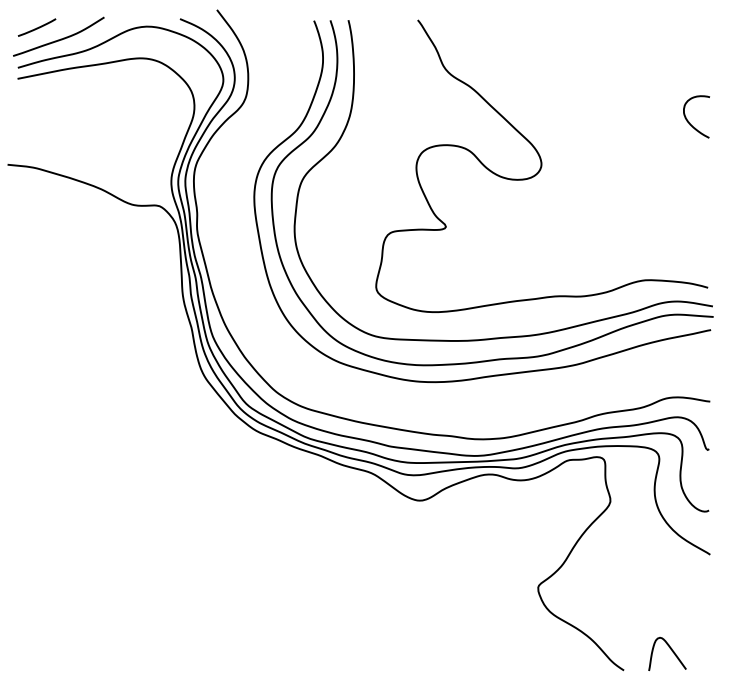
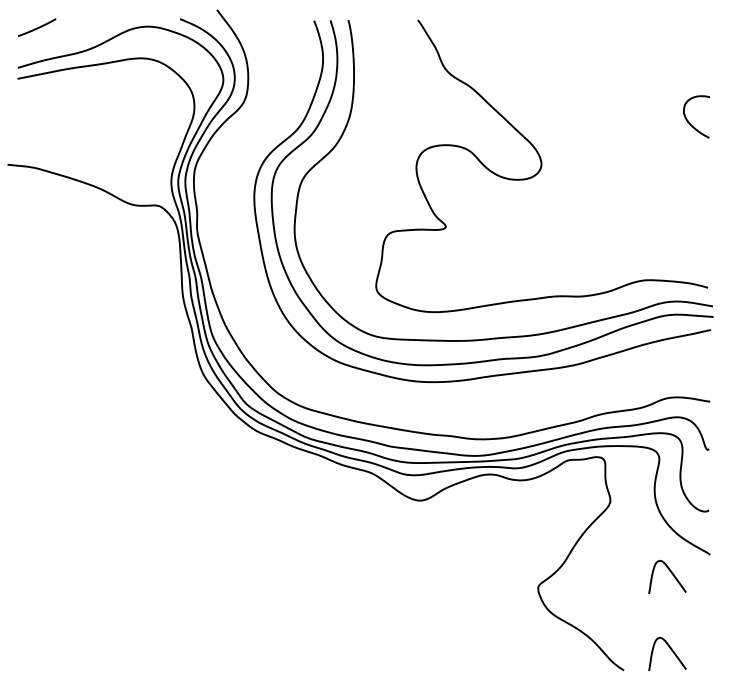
curve: present -> none (60, 38)
curve: none -> present (670, 572)
